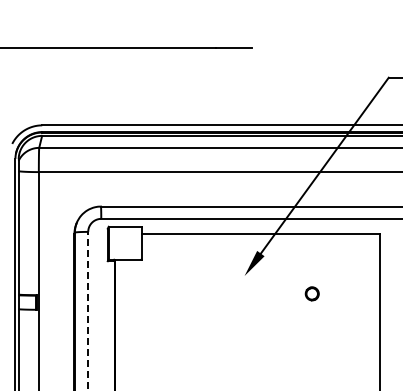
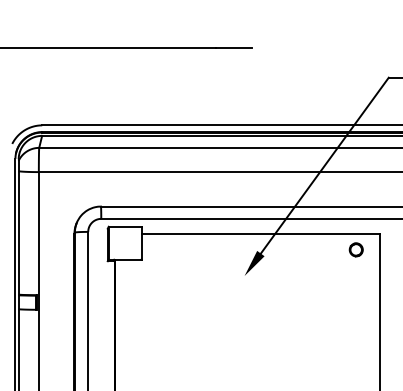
part position: (311, 293) -> (355, 249) (355, 249)
line: dashed -> solid (88, 310)
